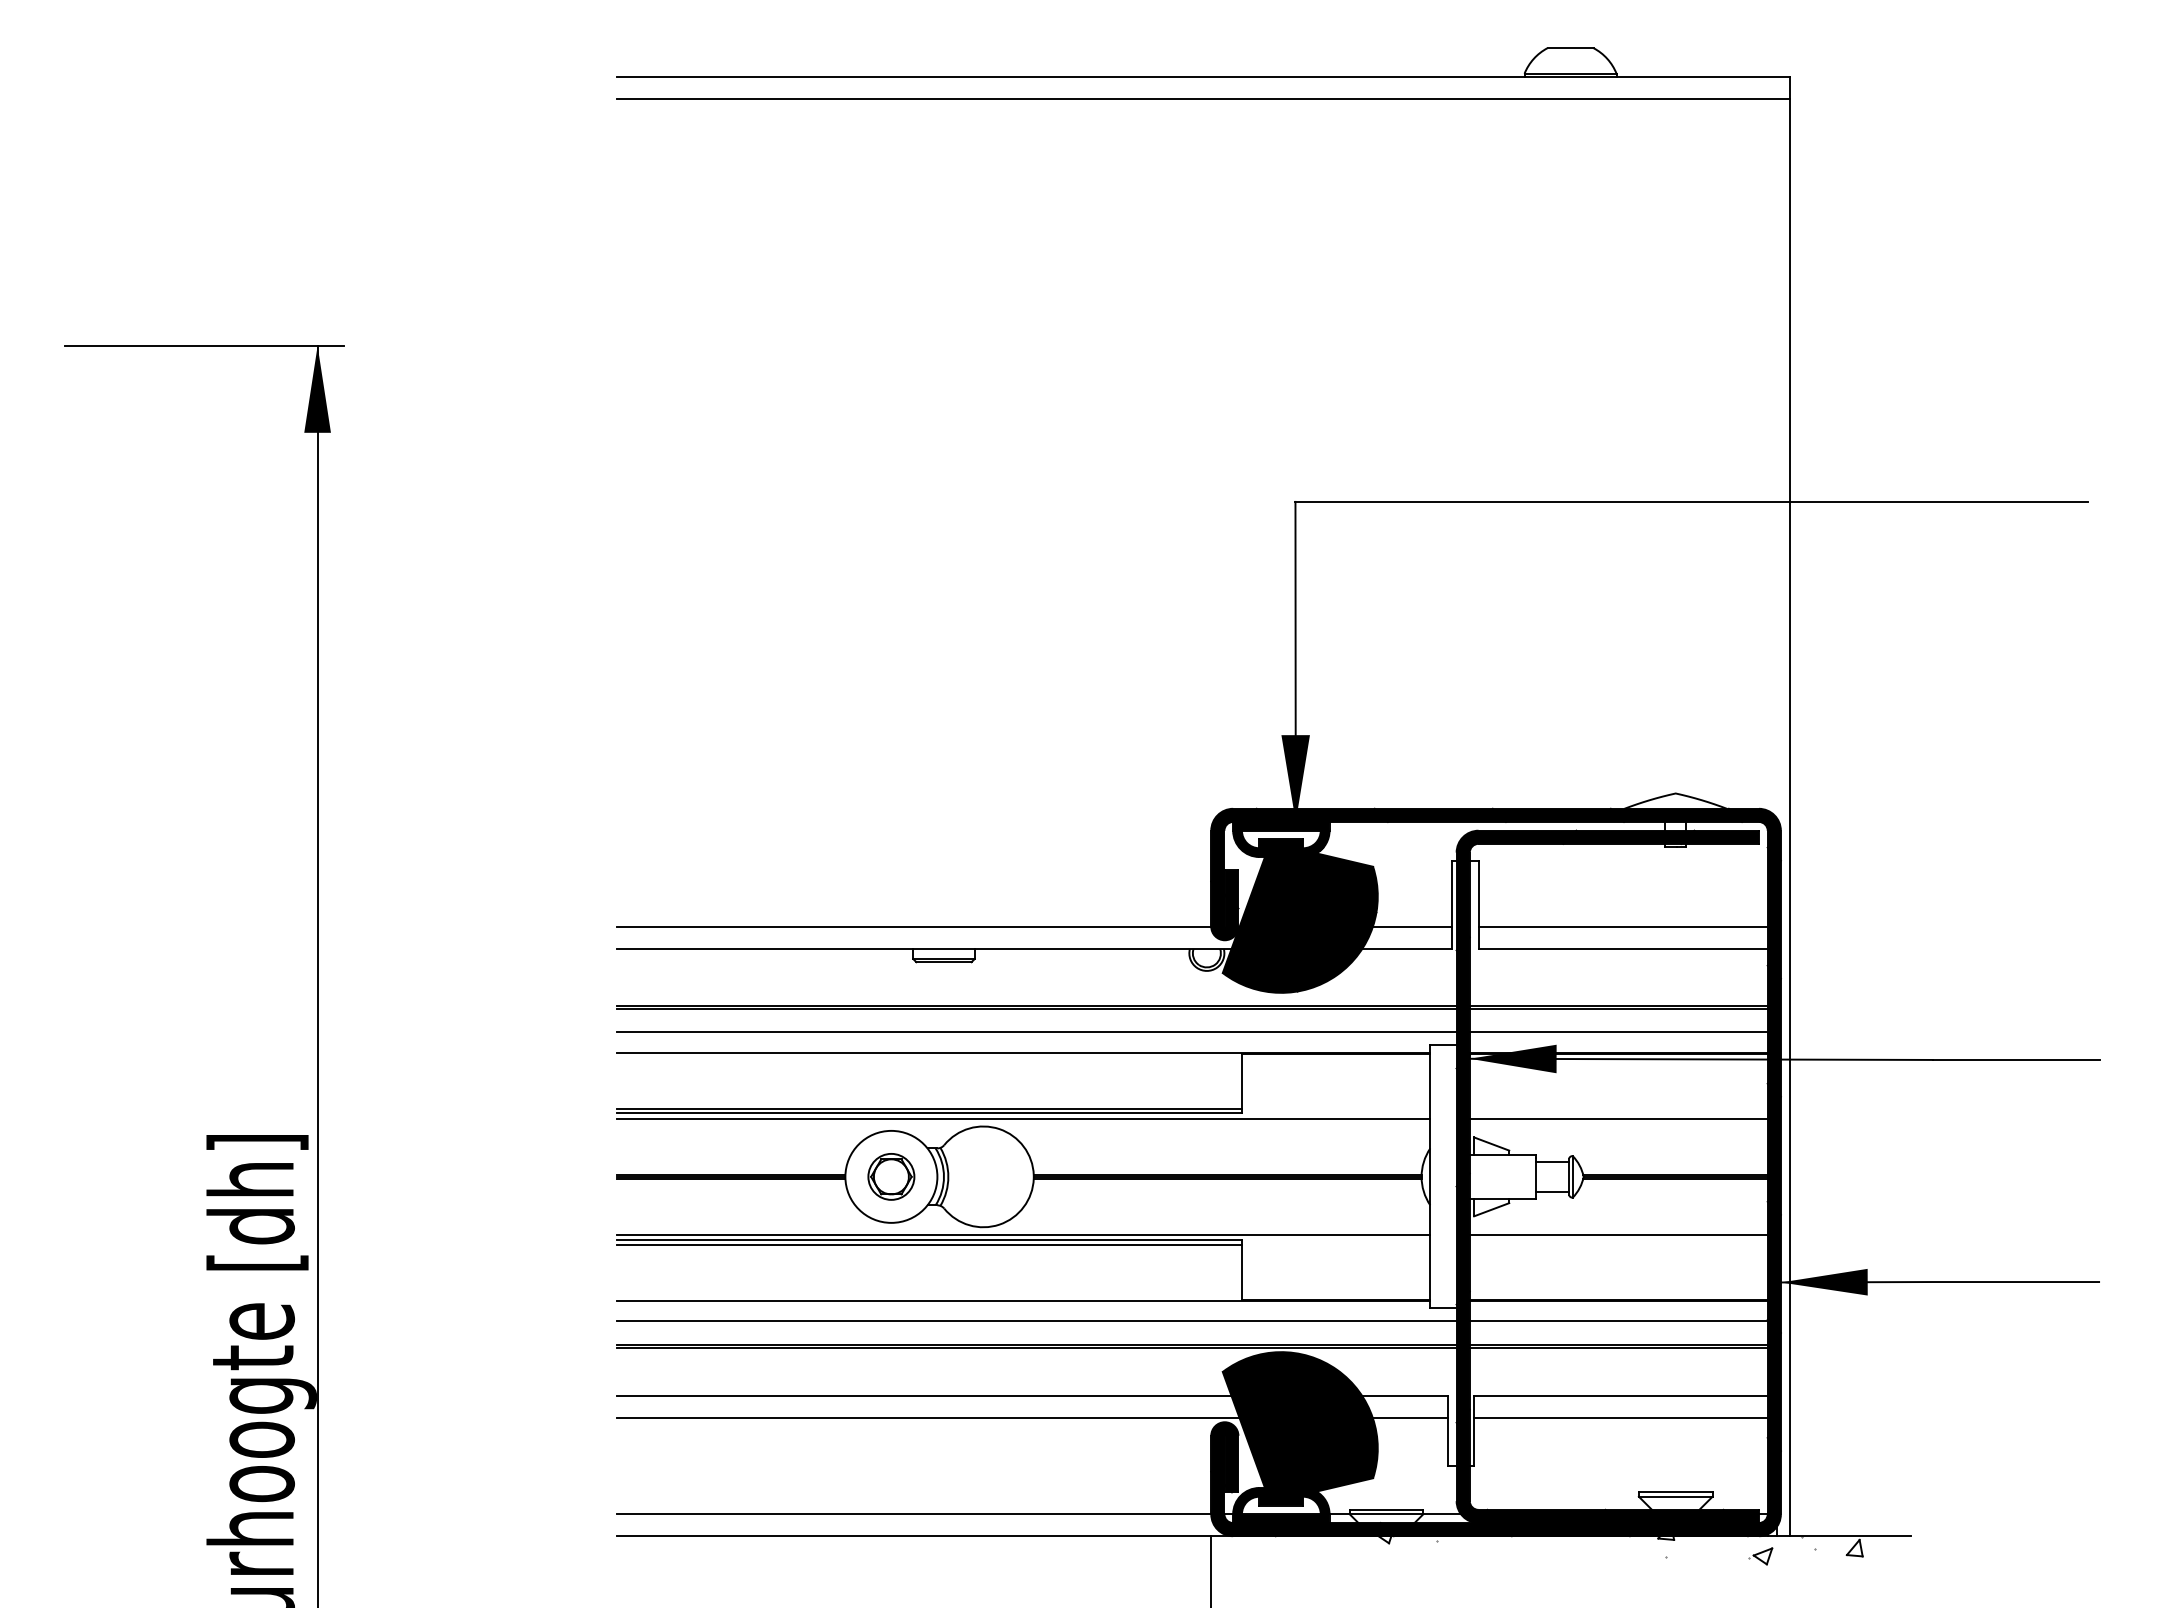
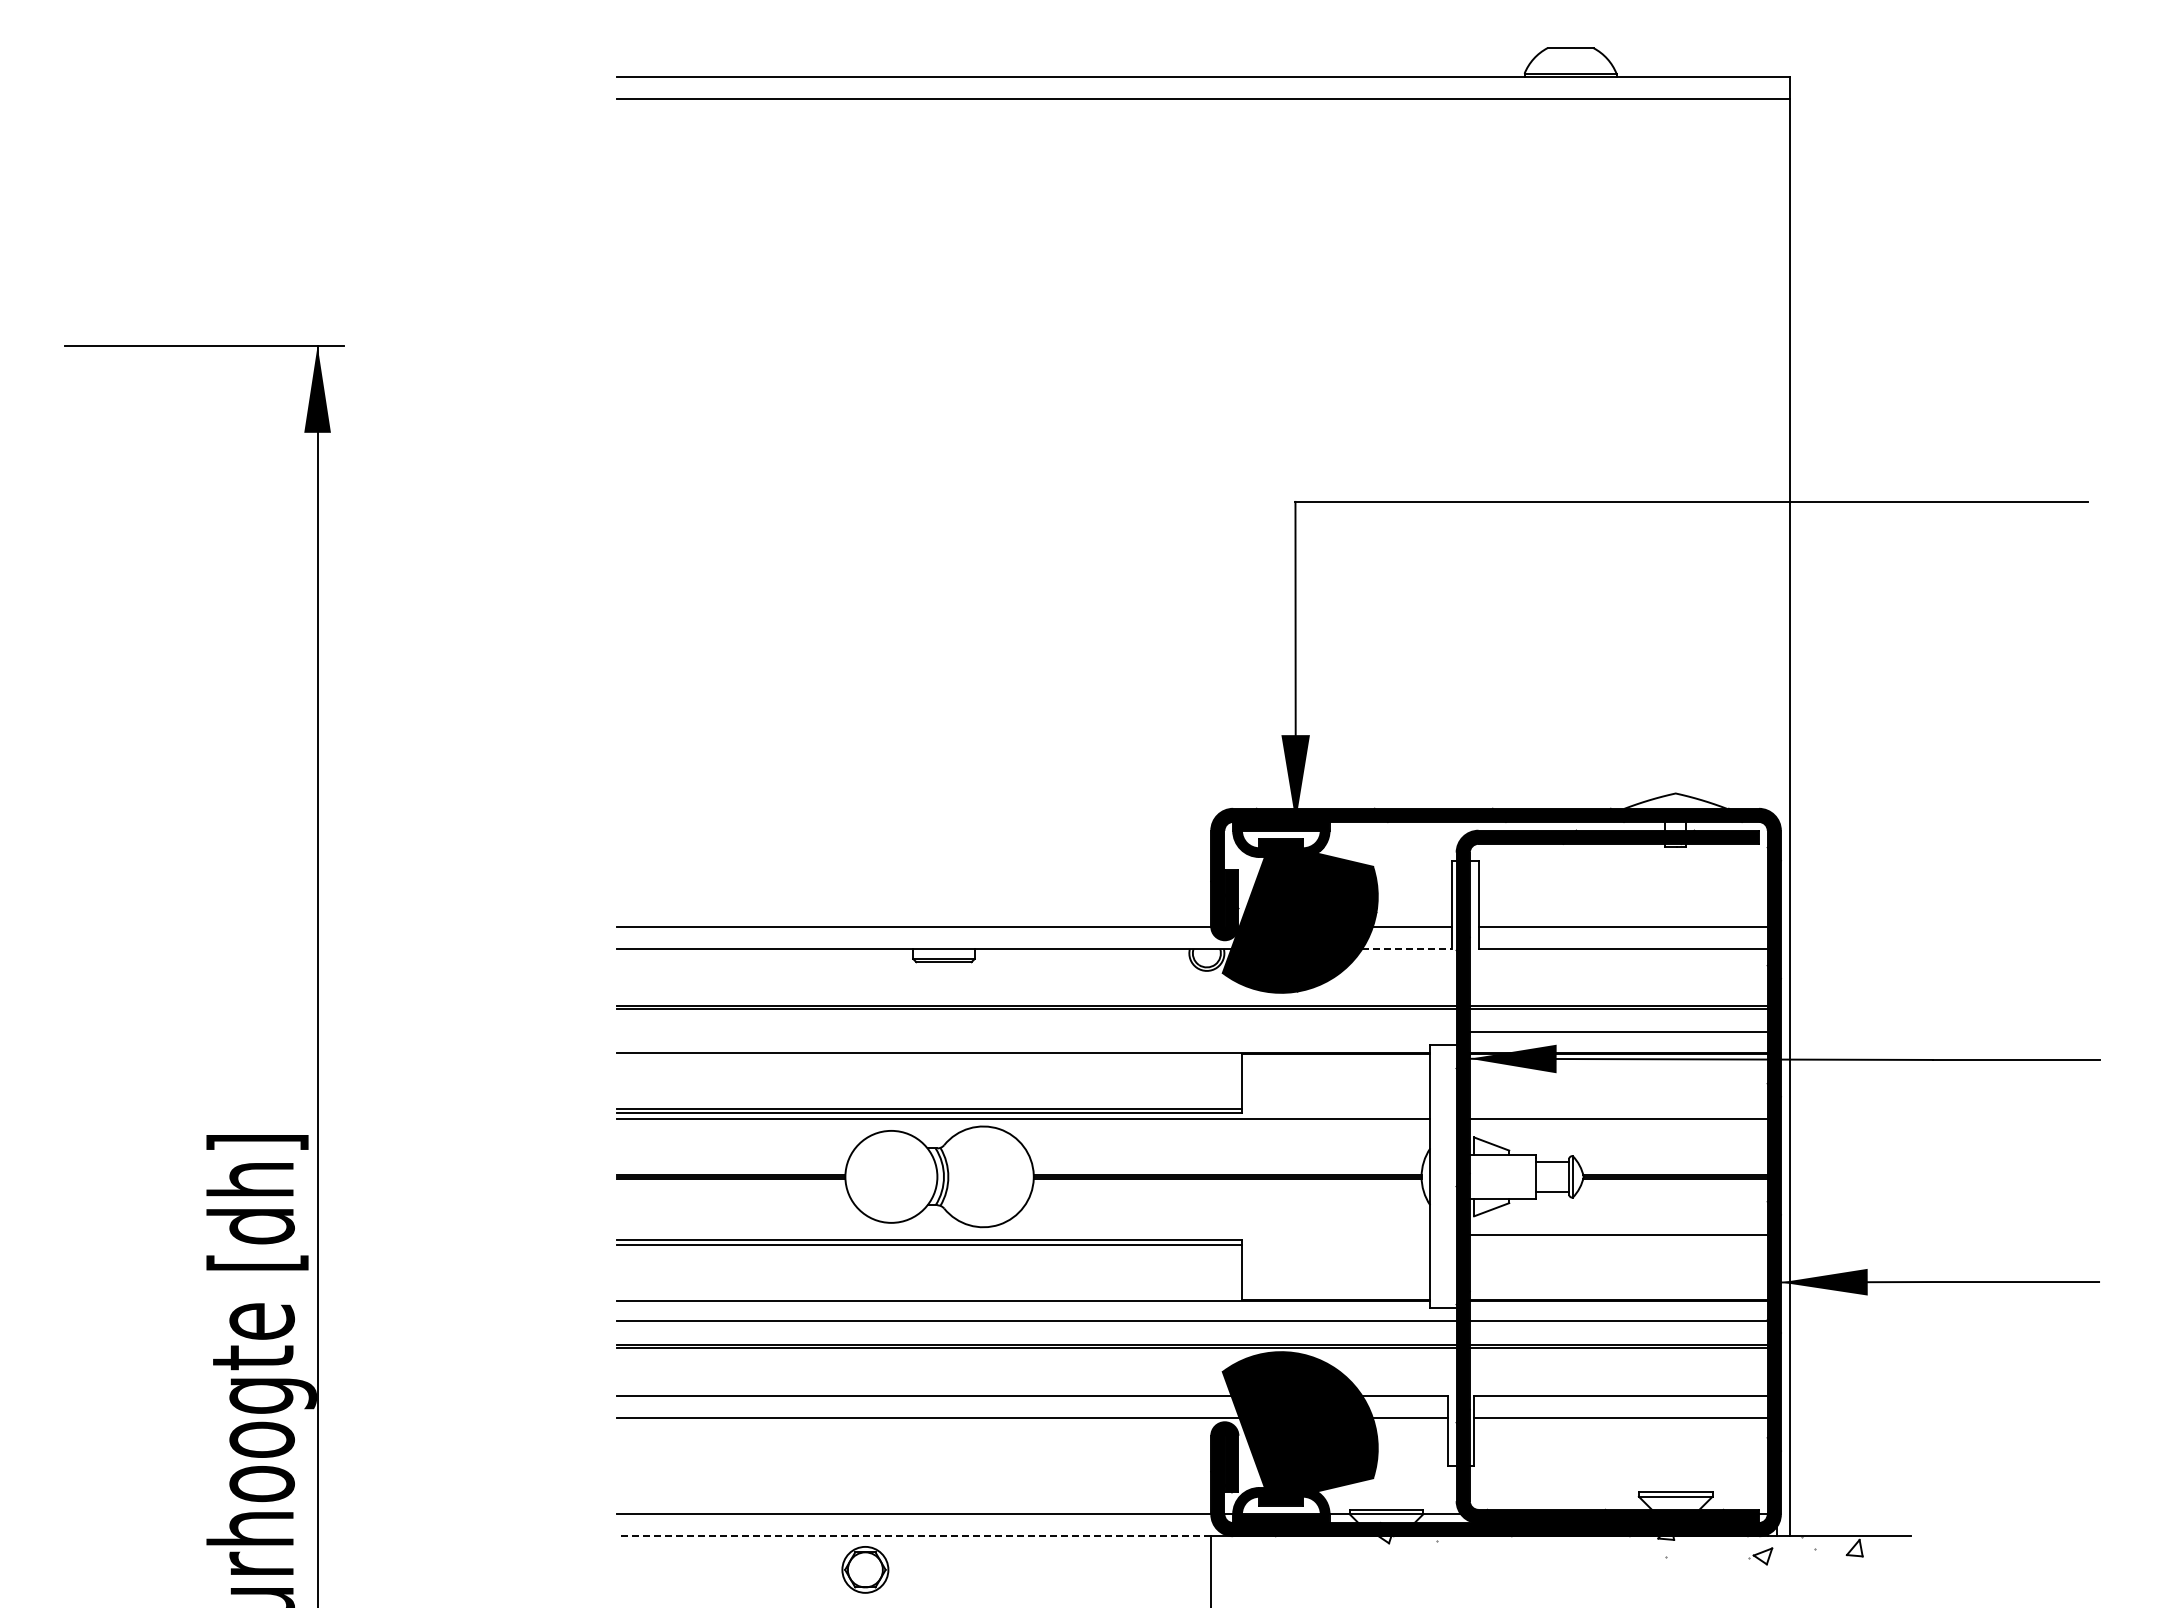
line: solid -> dashed (1407, 949)
line: present -> none (1036, 1032)
part position: (891, 1176) -> (865, 1569) (865, 1569)
line: present -> none (1023, 1234)
line: solid -> dashed (913, 1536)
